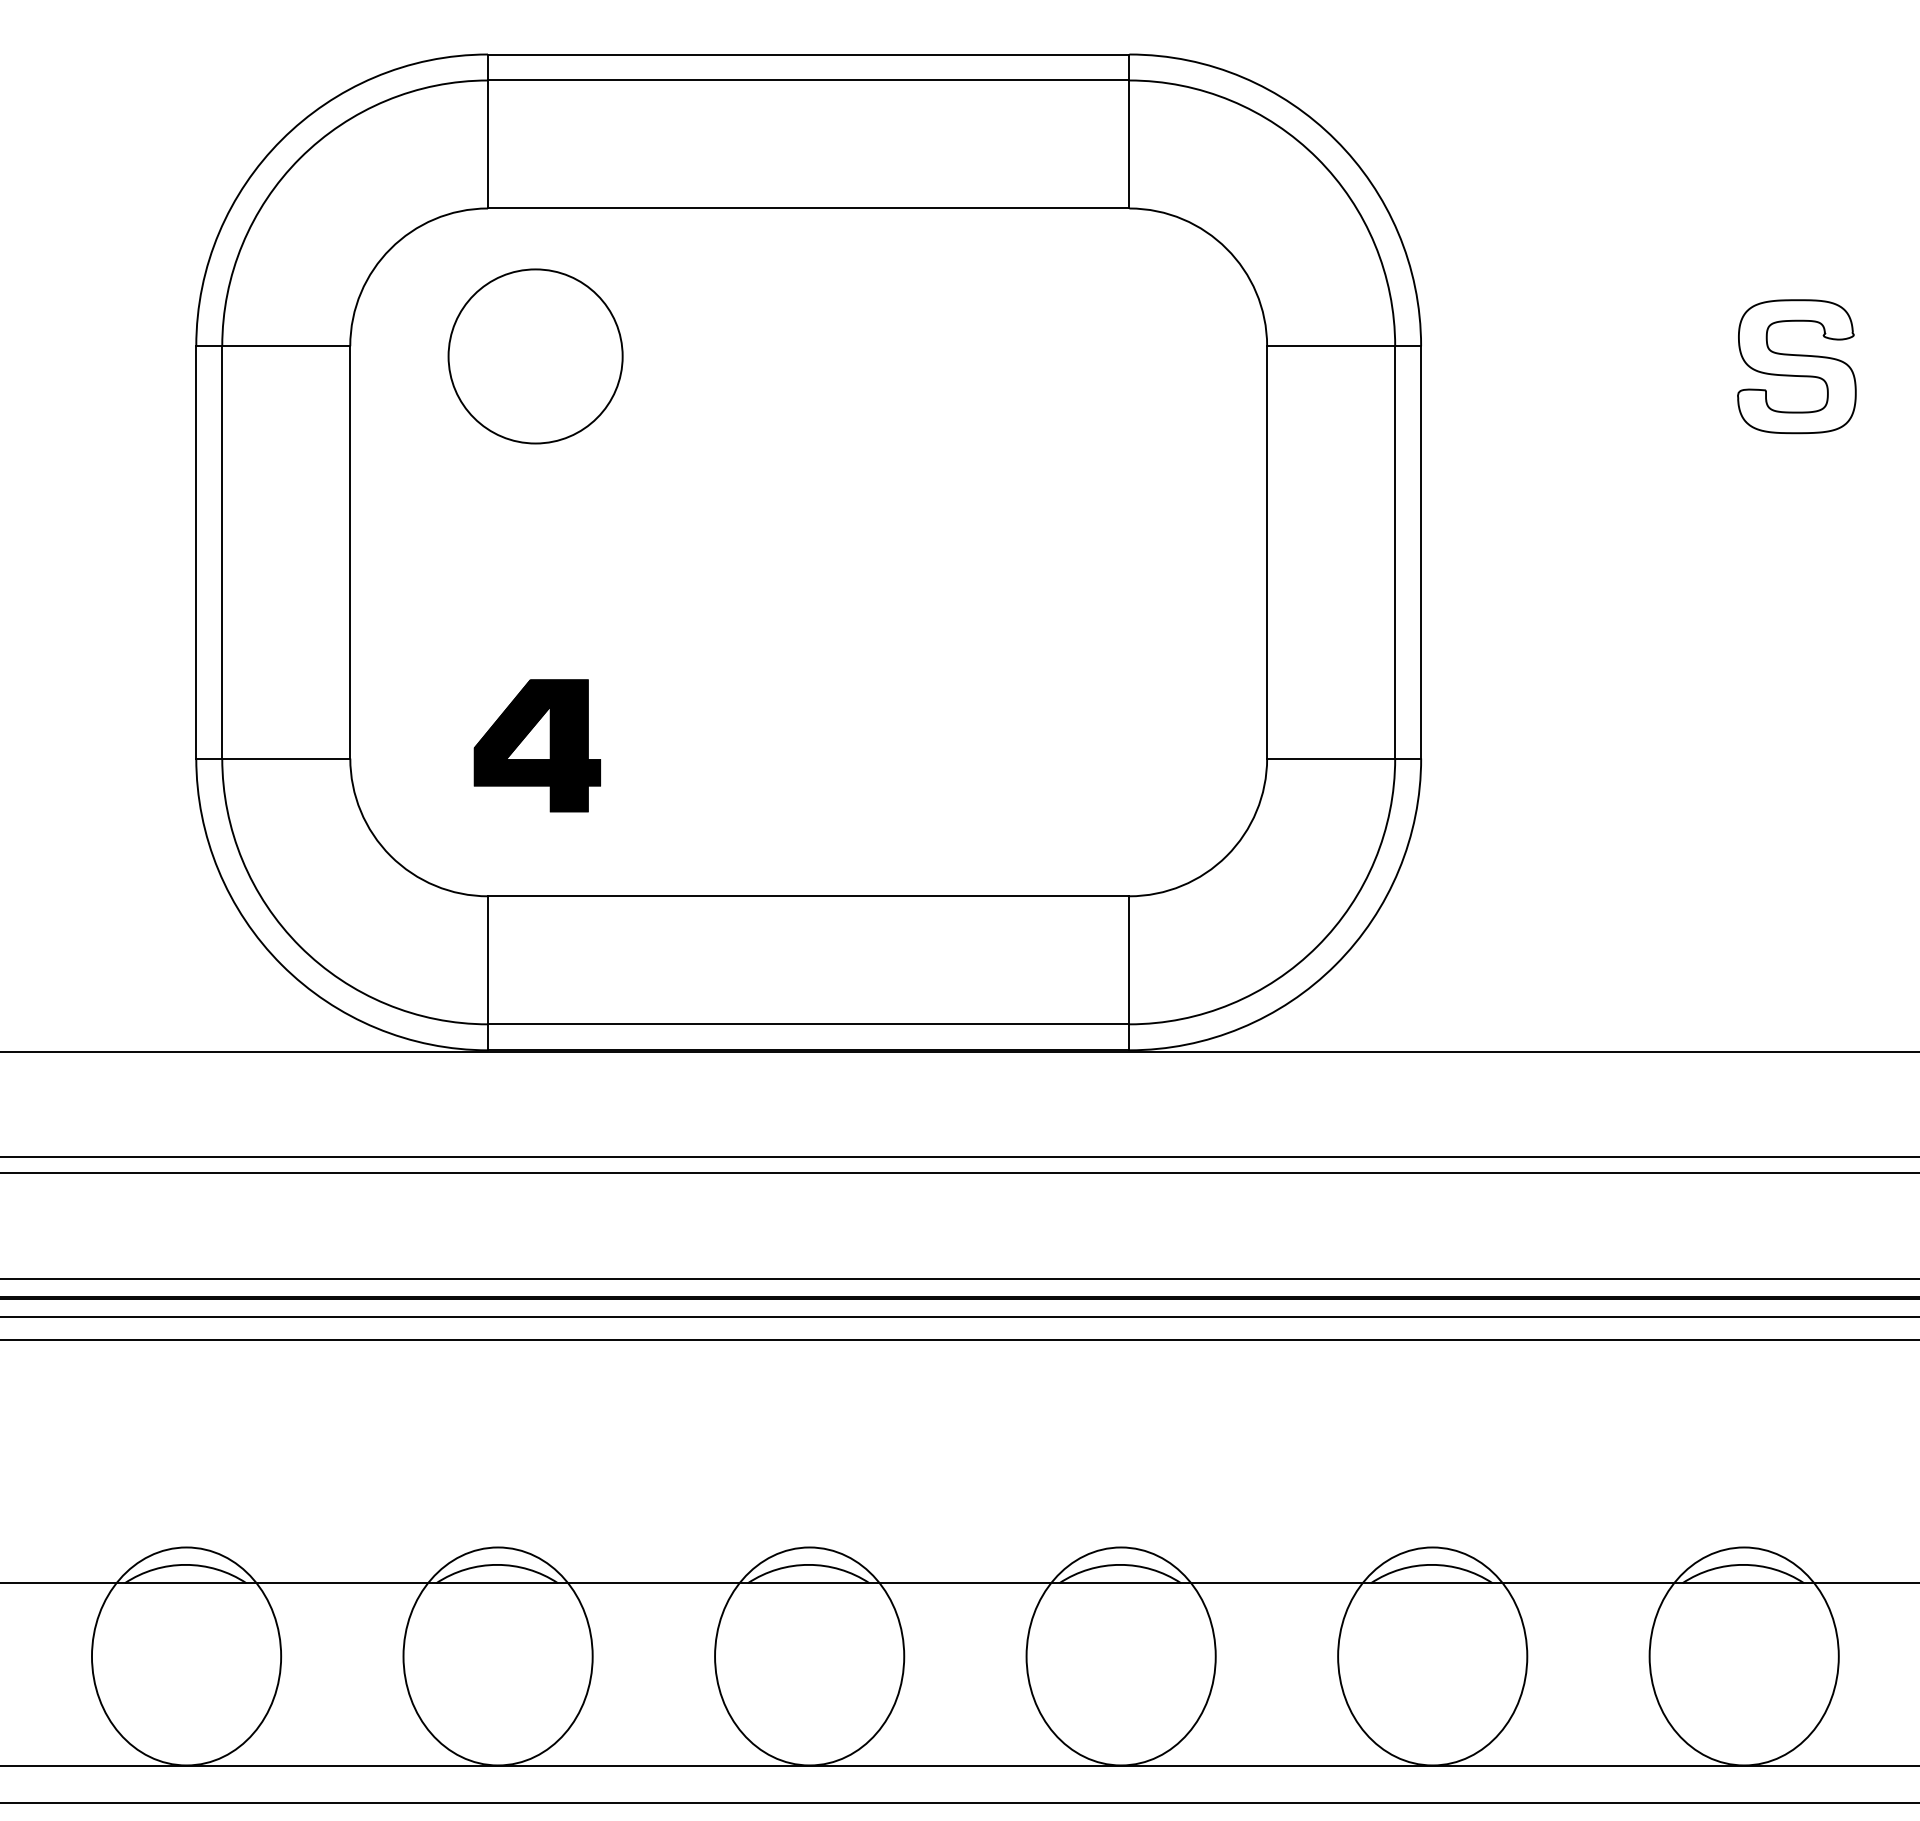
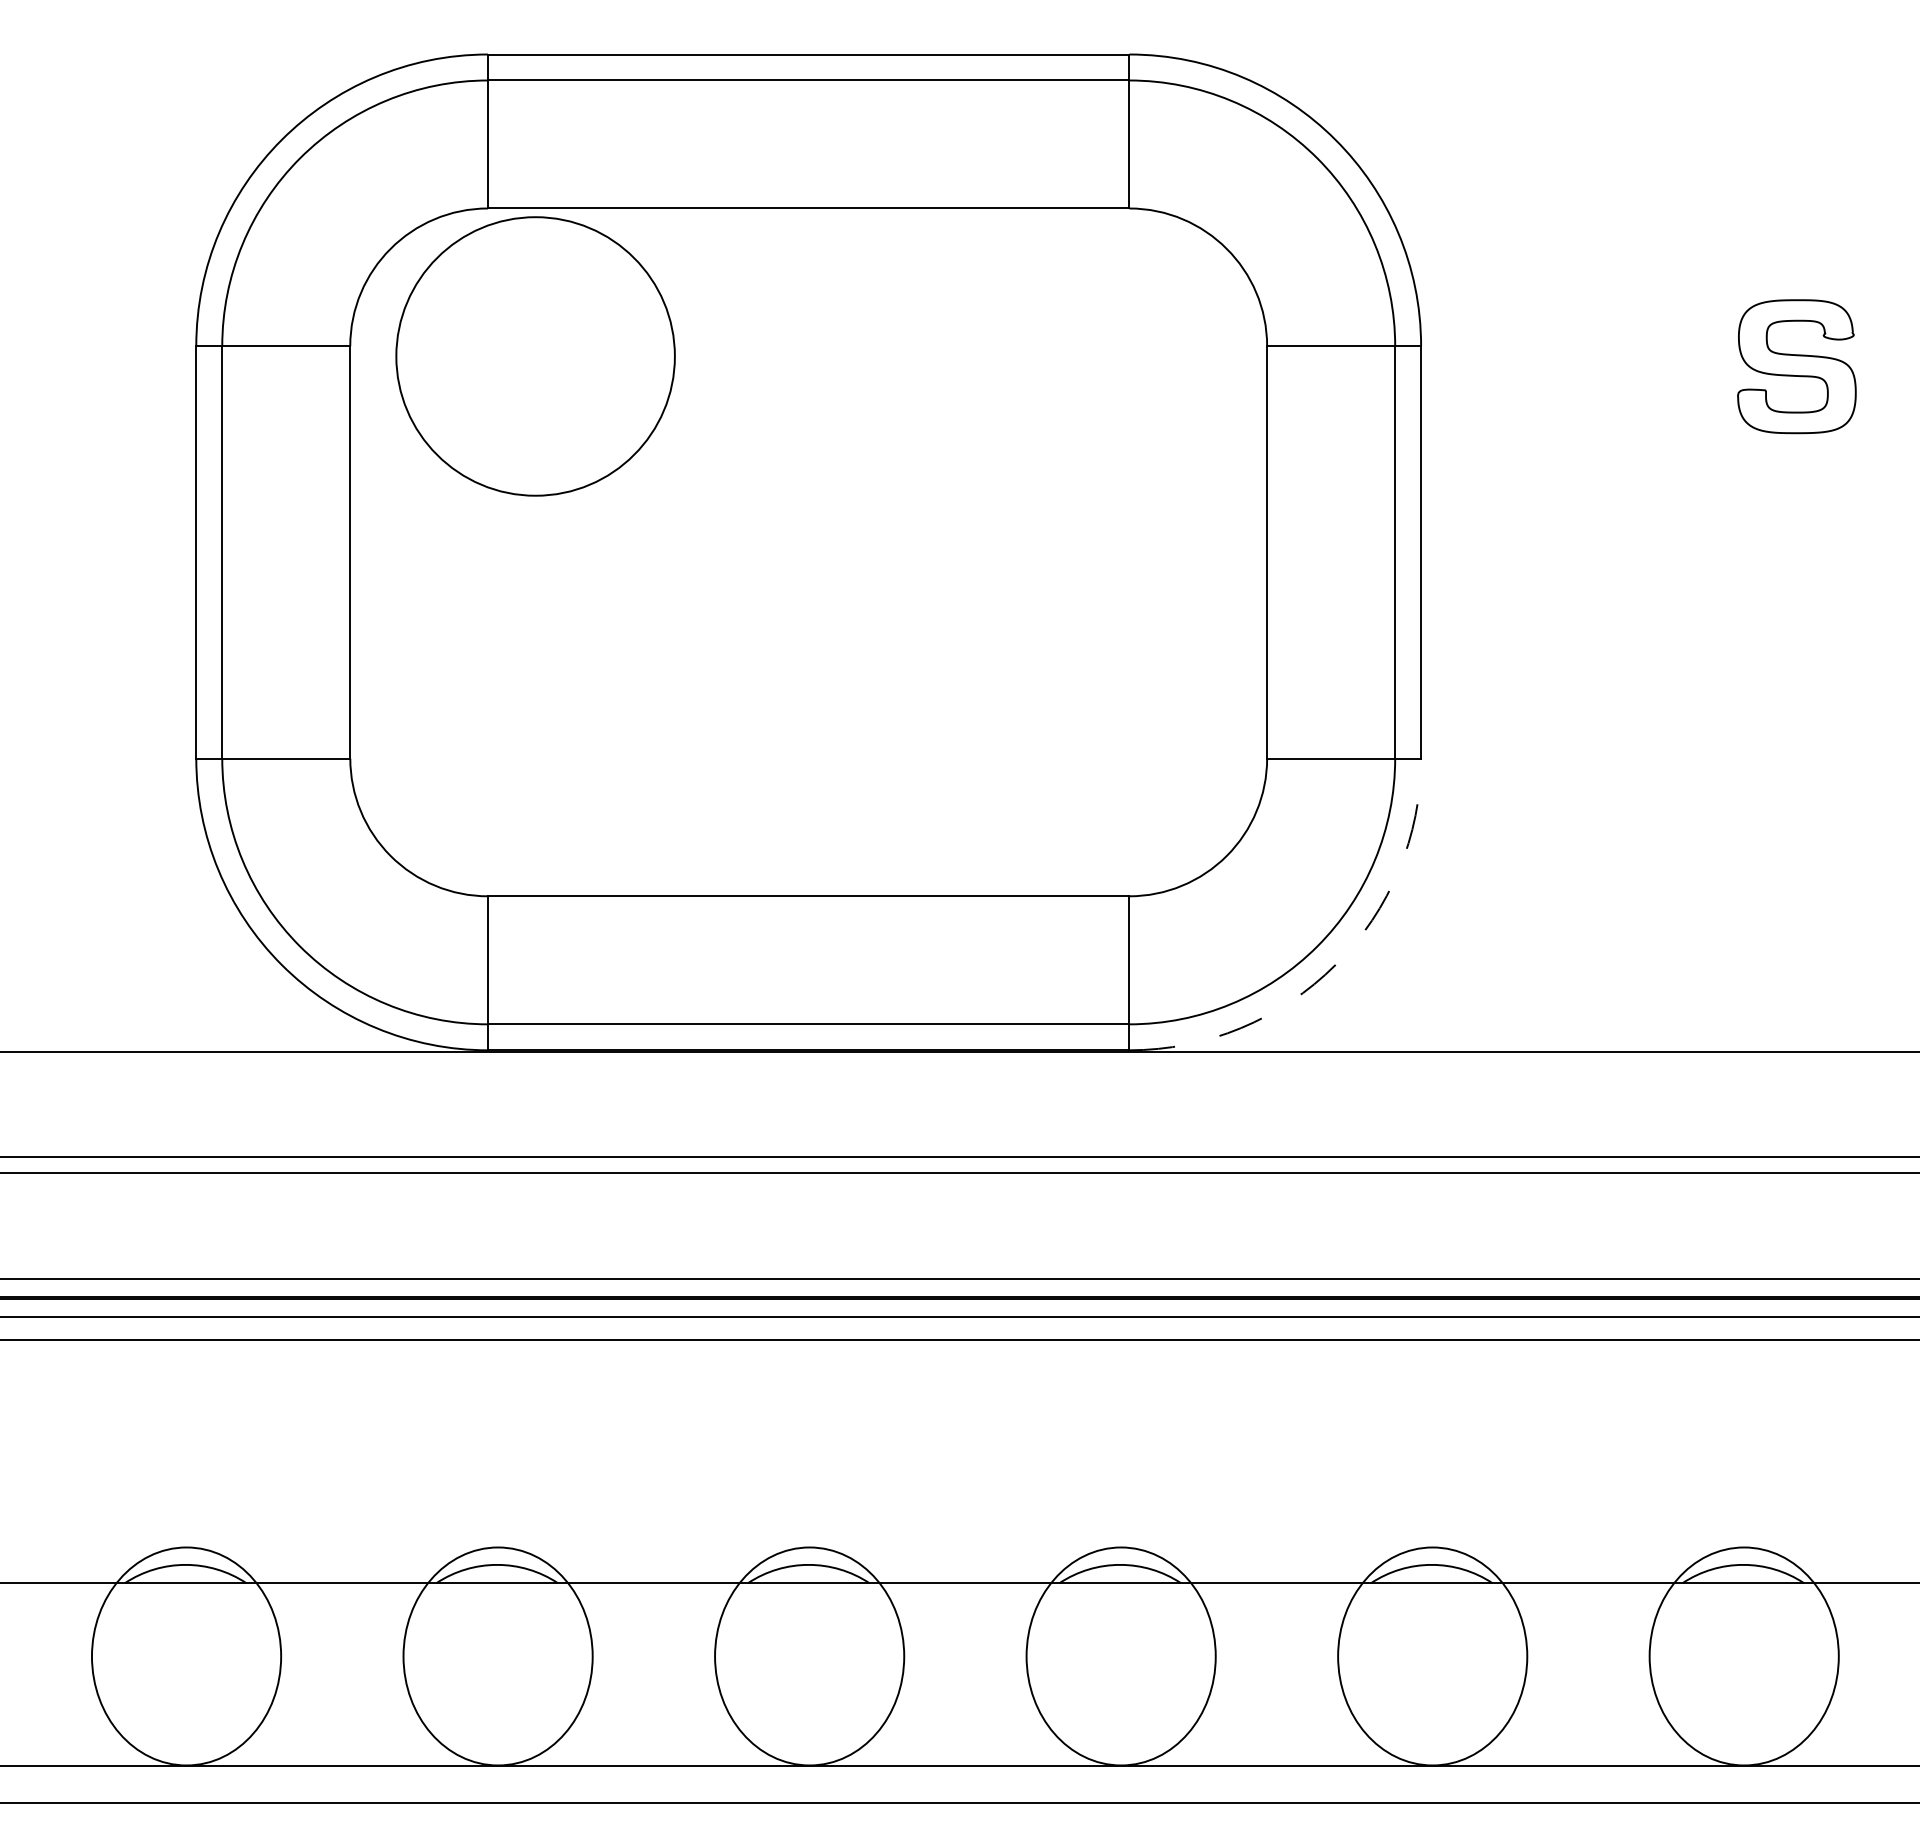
circle diameter: 174 px -> 279 px (535, 356)
part: present -> none (536, 745)
arc: solid -> dashed (1335, 964)
